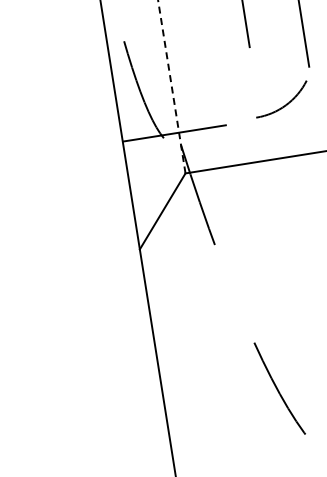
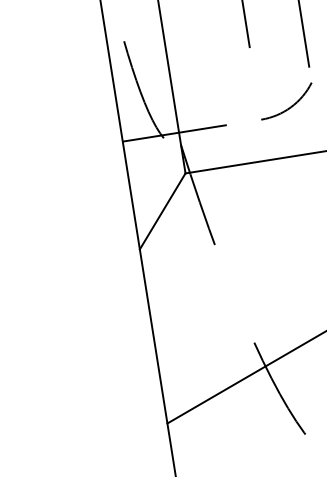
line: dashed -> solid (171, 86)
arc position: (283, 105) -> (288, 107) (288, 107)
line: none -> present (245, 377)
